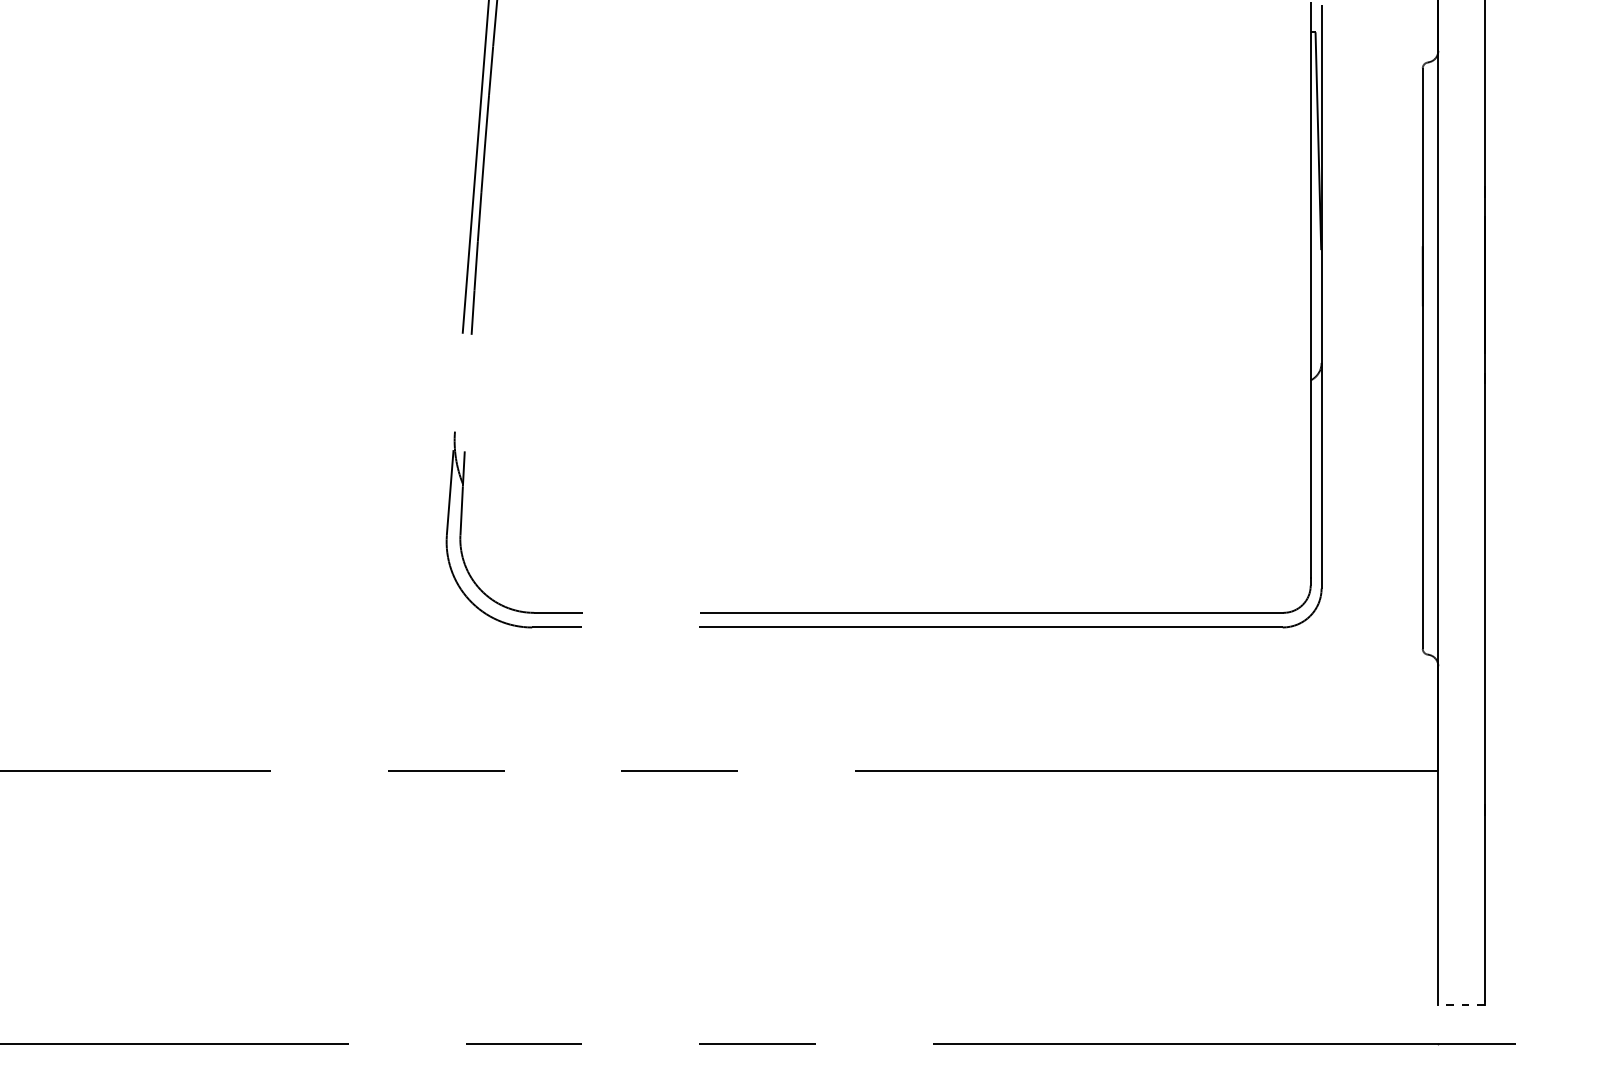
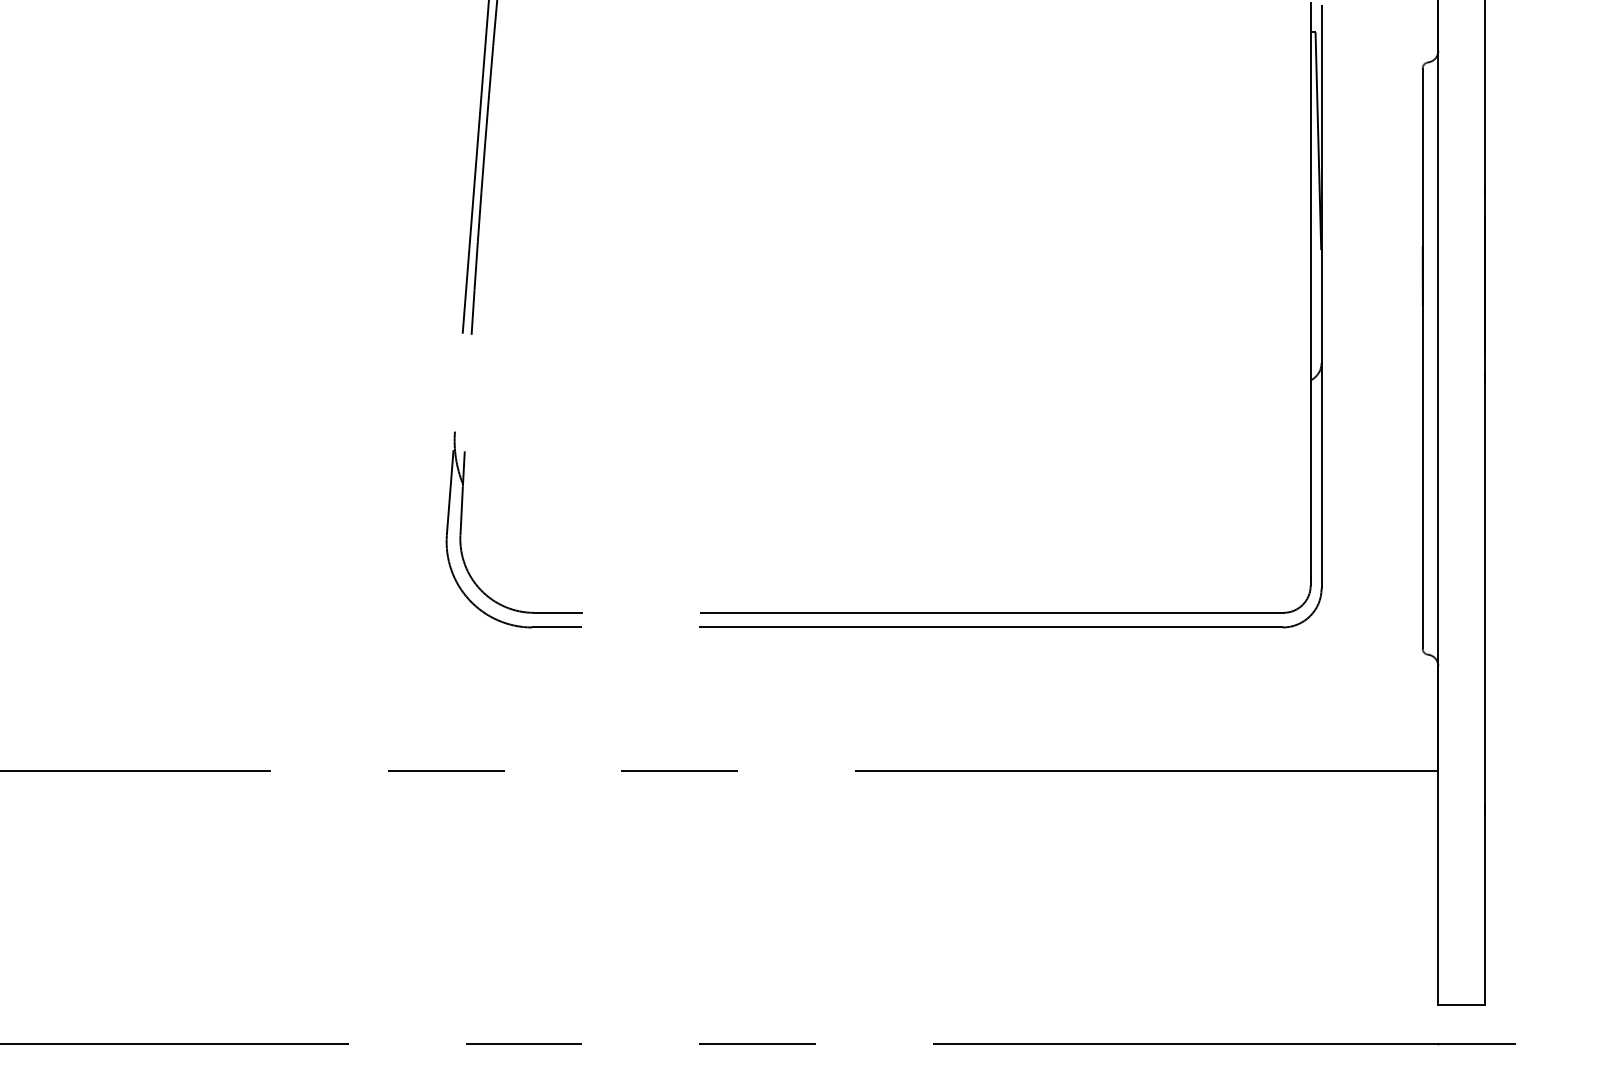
line: dashed -> solid (1461, 1004)
